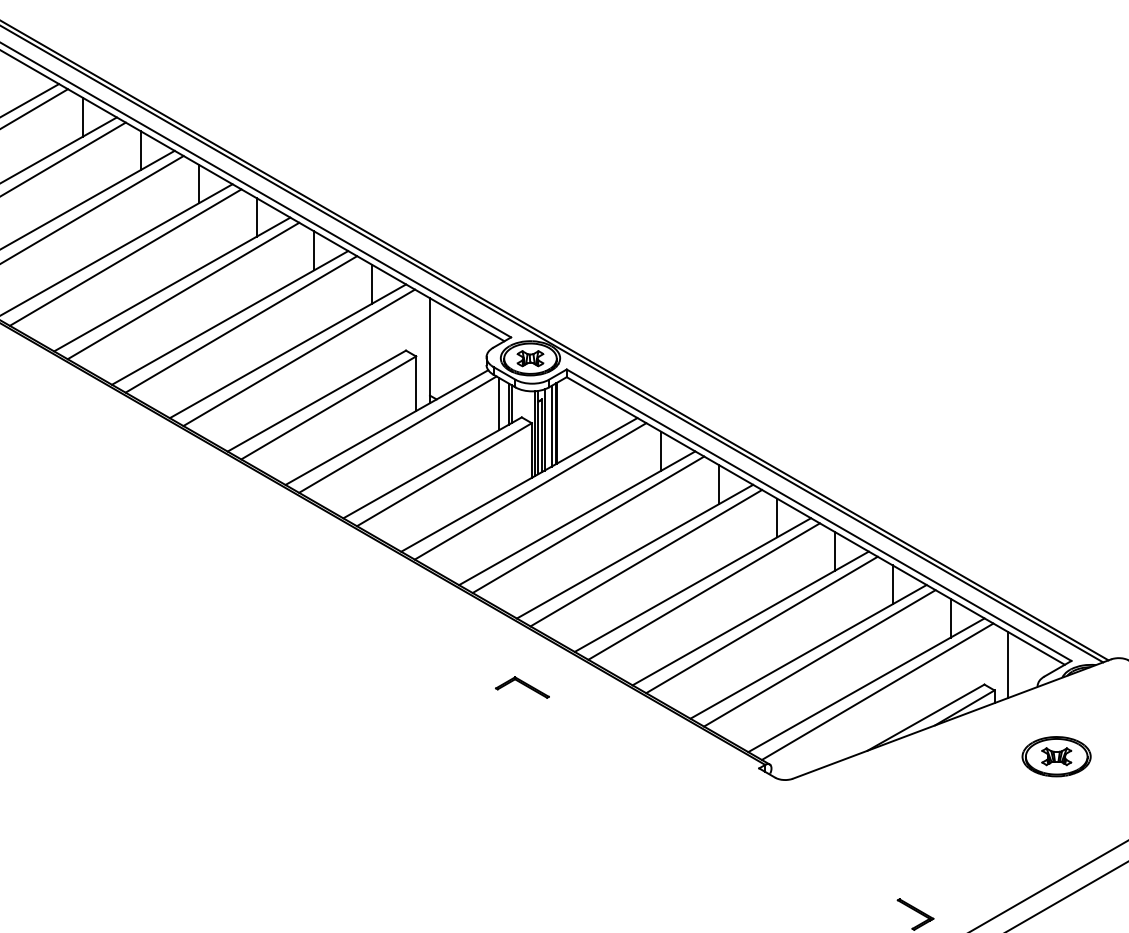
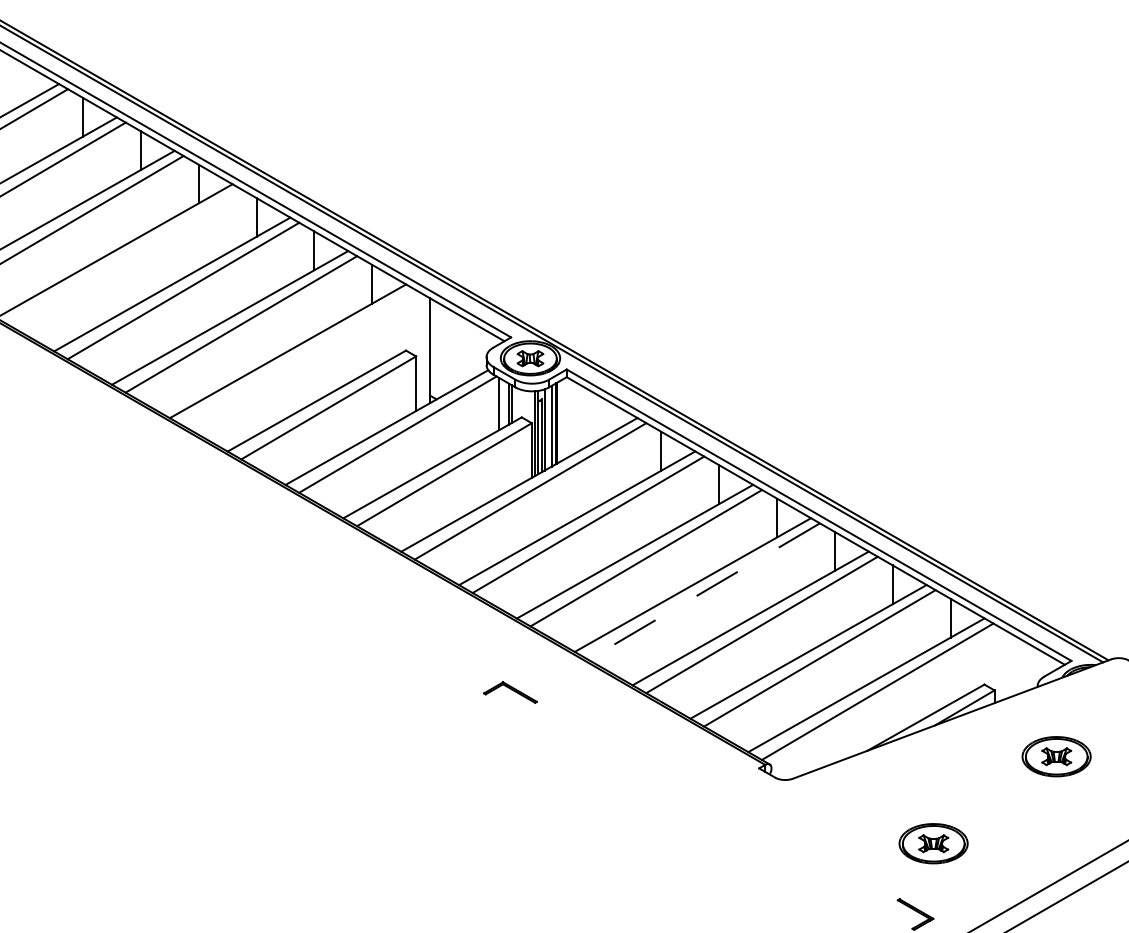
line: present -> none (125, 257)
line: present -> none (299, 357)
line: solid -> dashed (703, 591)
line: present -> none (1008, 664)
part position: (522, 687) -> (510, 692) (510, 692)
part: none -> present (933, 843)
